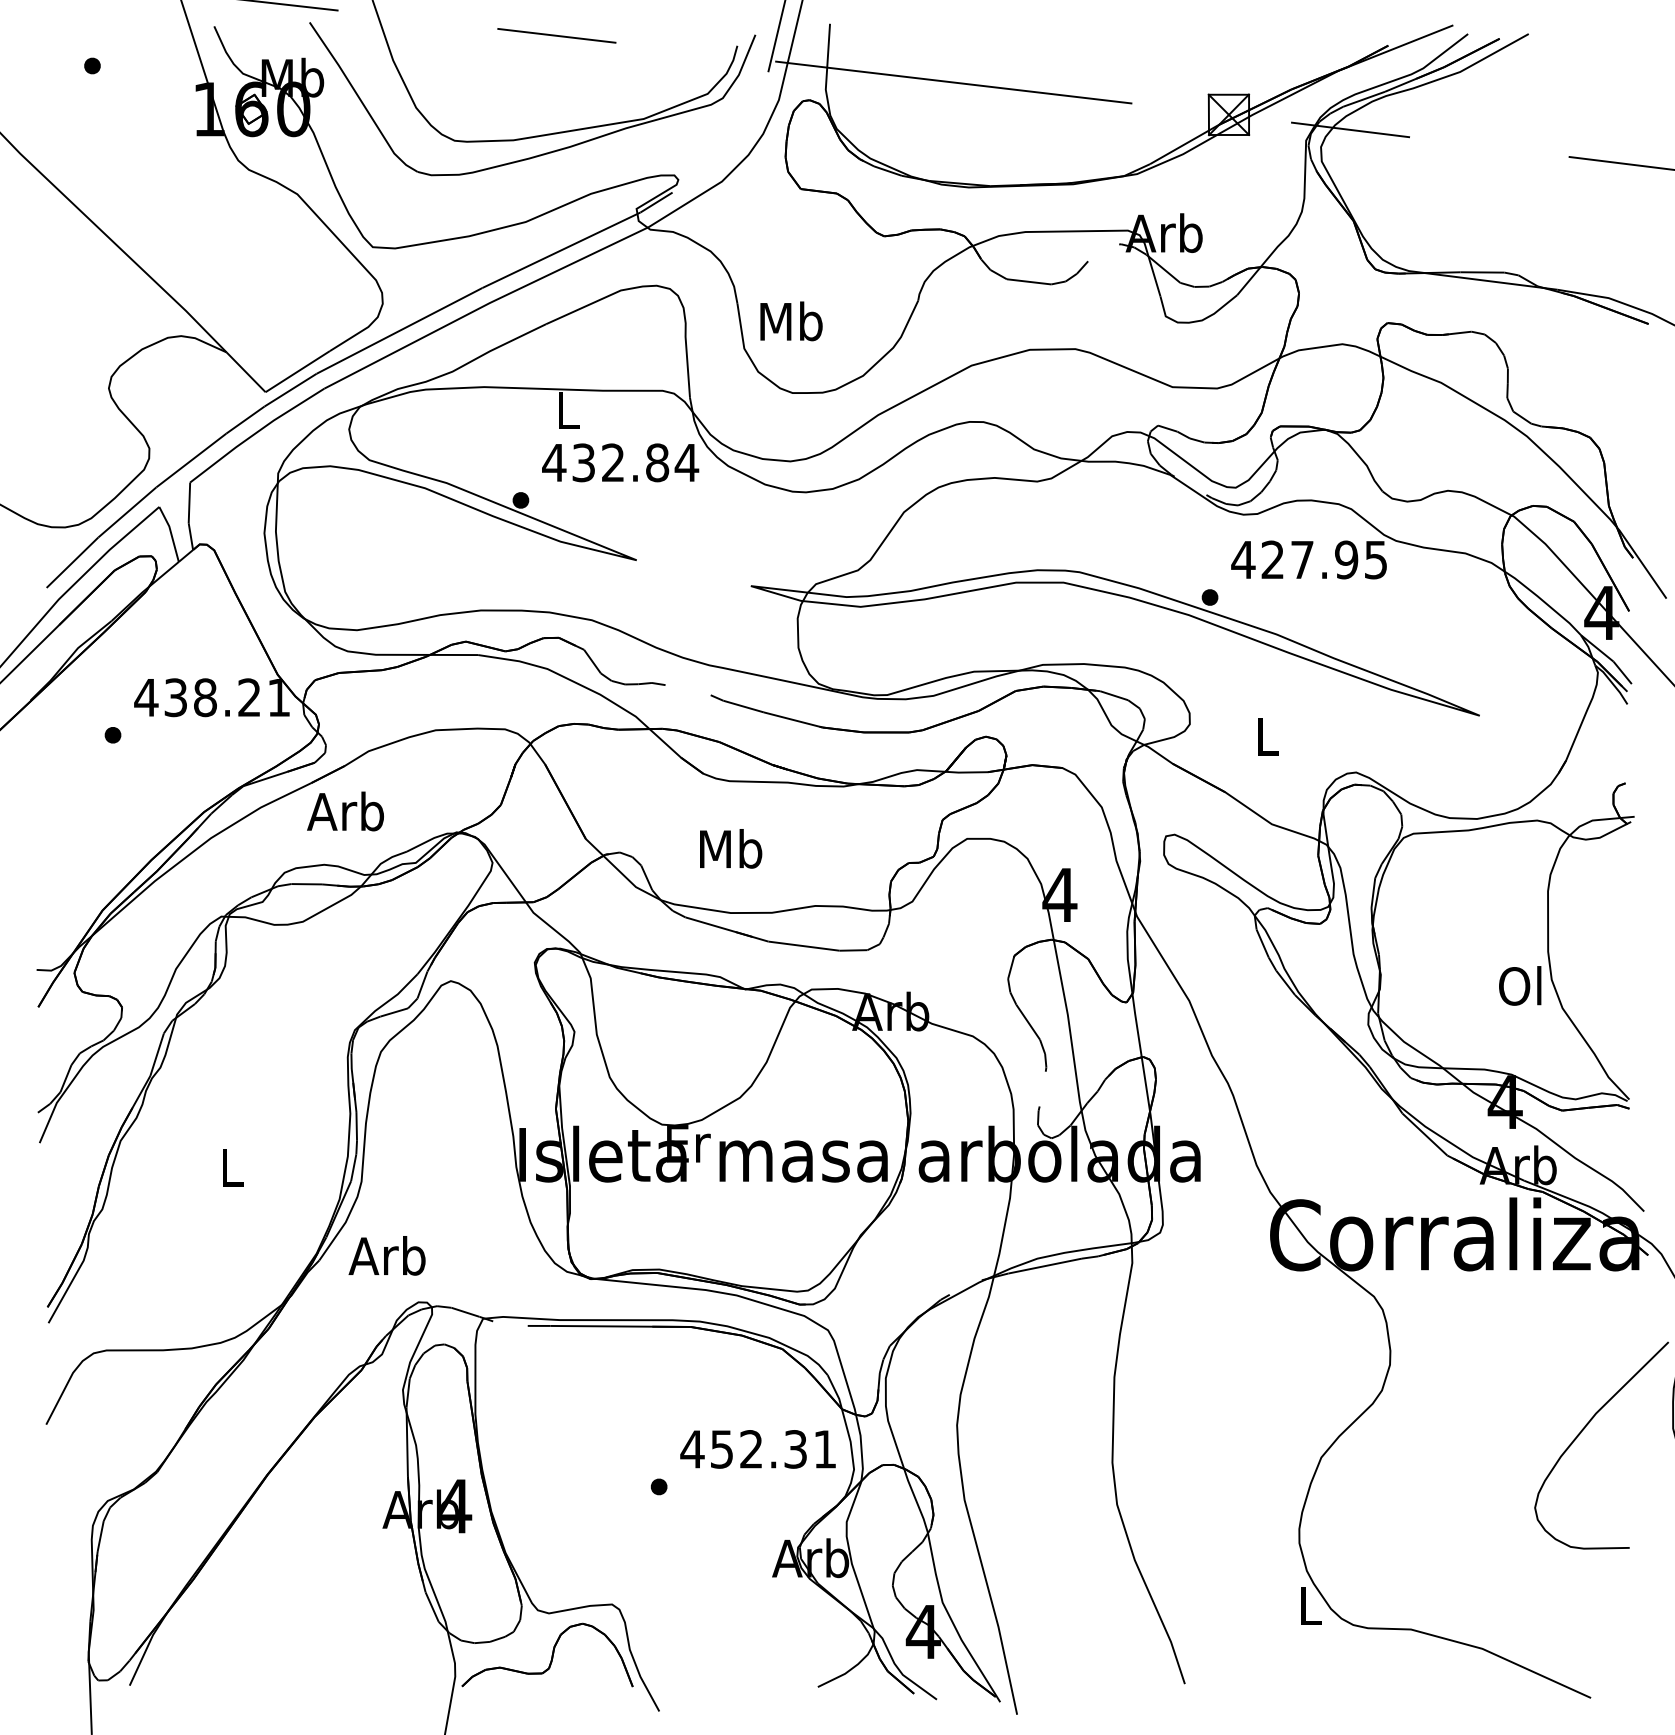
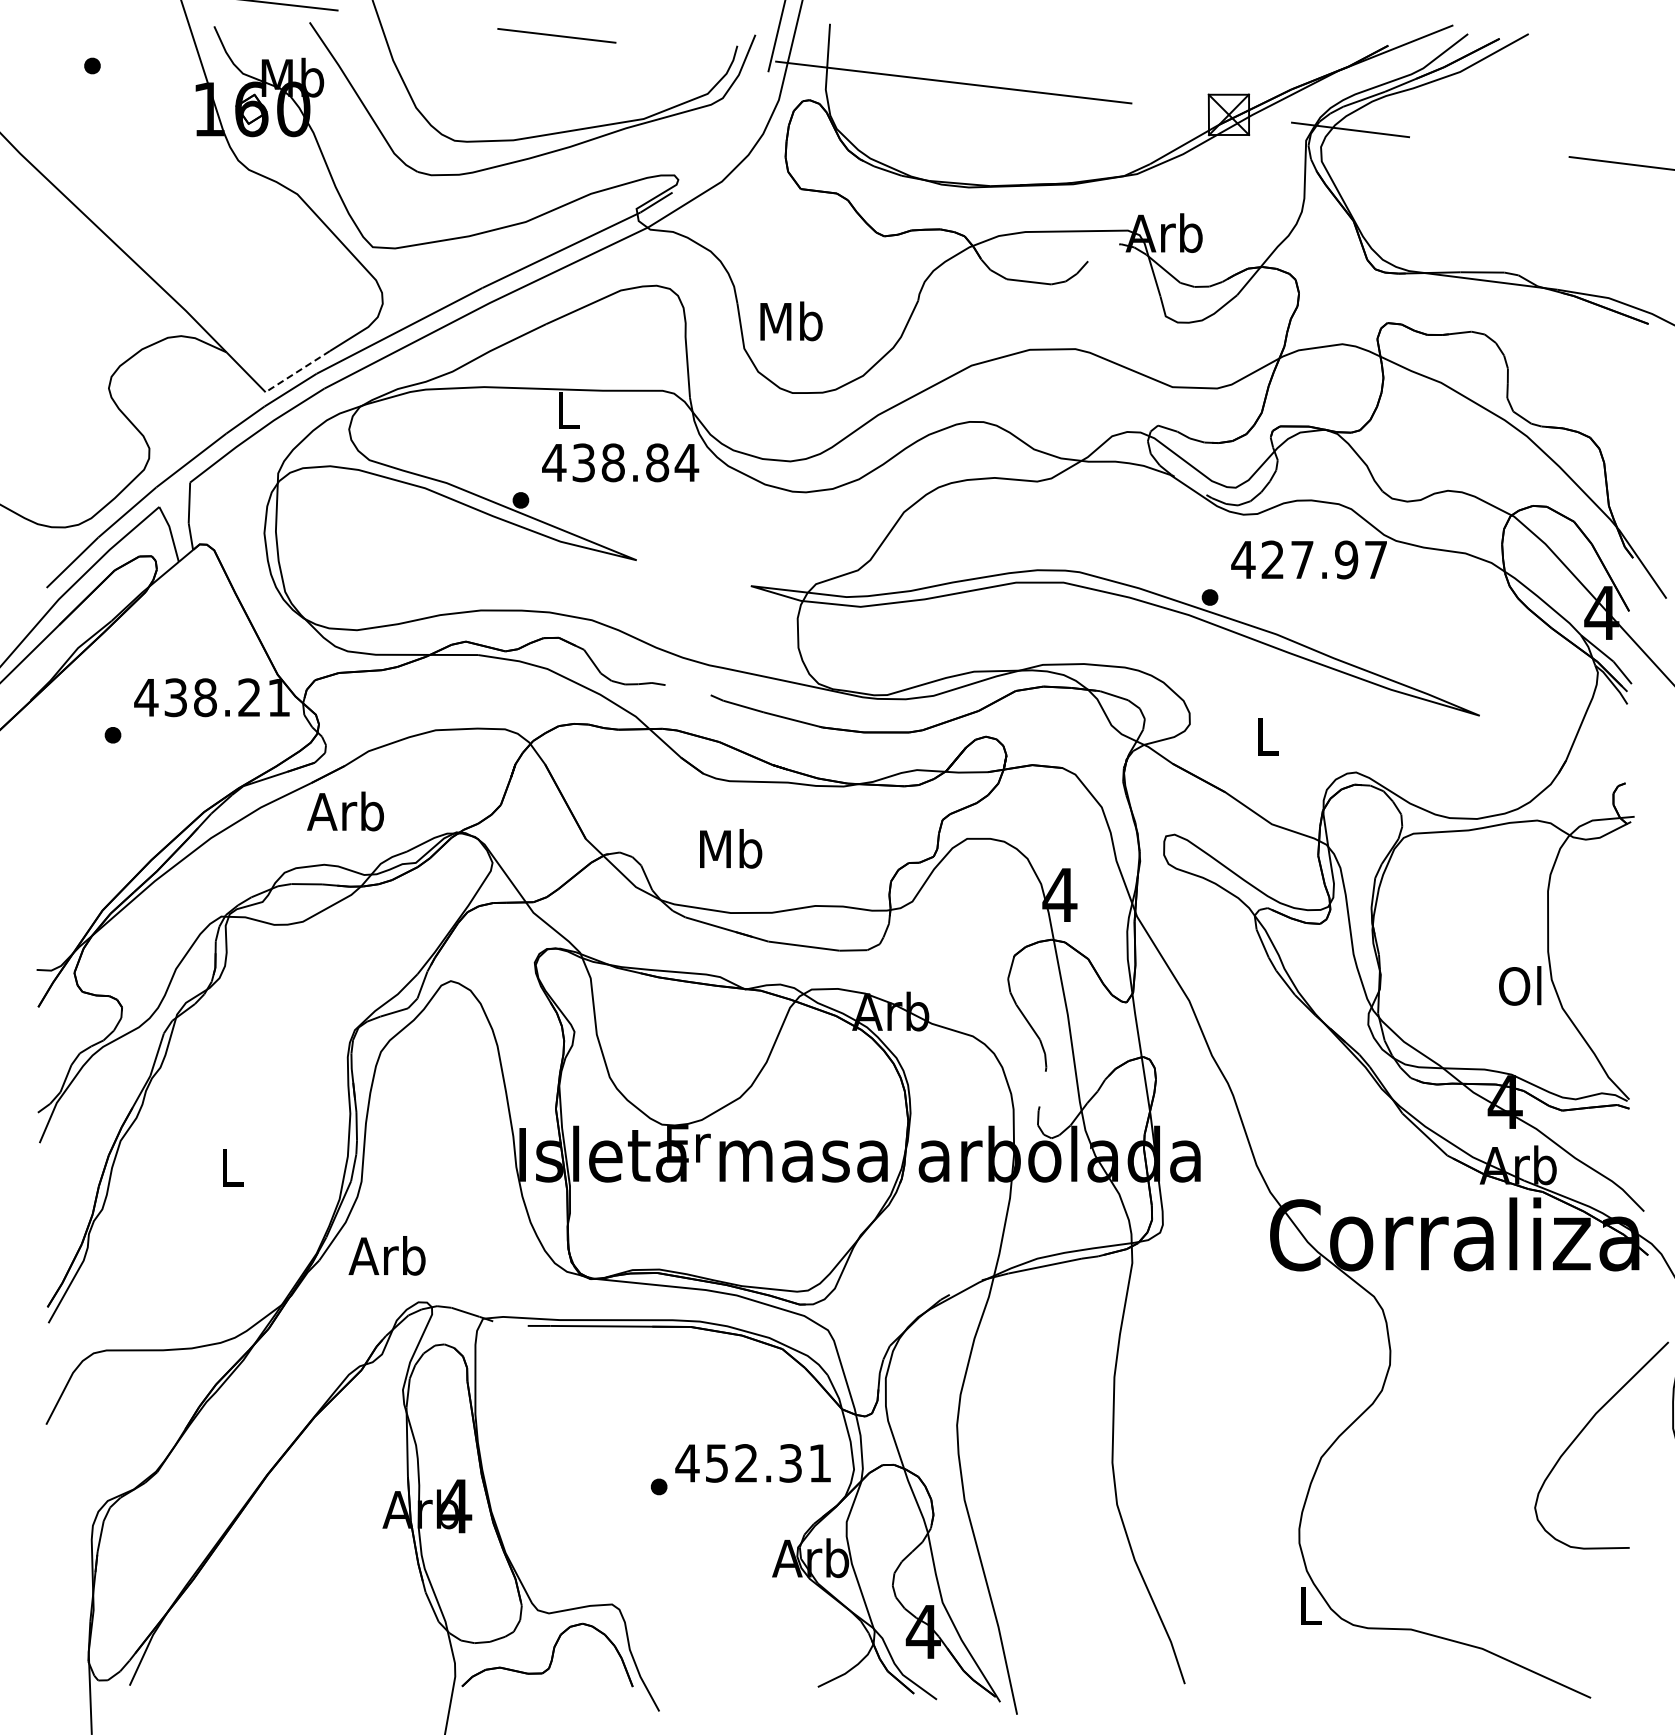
line: solid -> dashed (297, 371)
text: 432.84 -> 438.84 (612, 462)
text: 427.95 -> 427.97 (1375, 560)
text position: (757, 1449) -> (752, 1463) (752, 1463)
